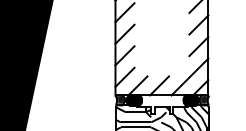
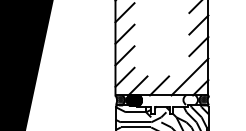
hatch: present -> none (190, 99)
